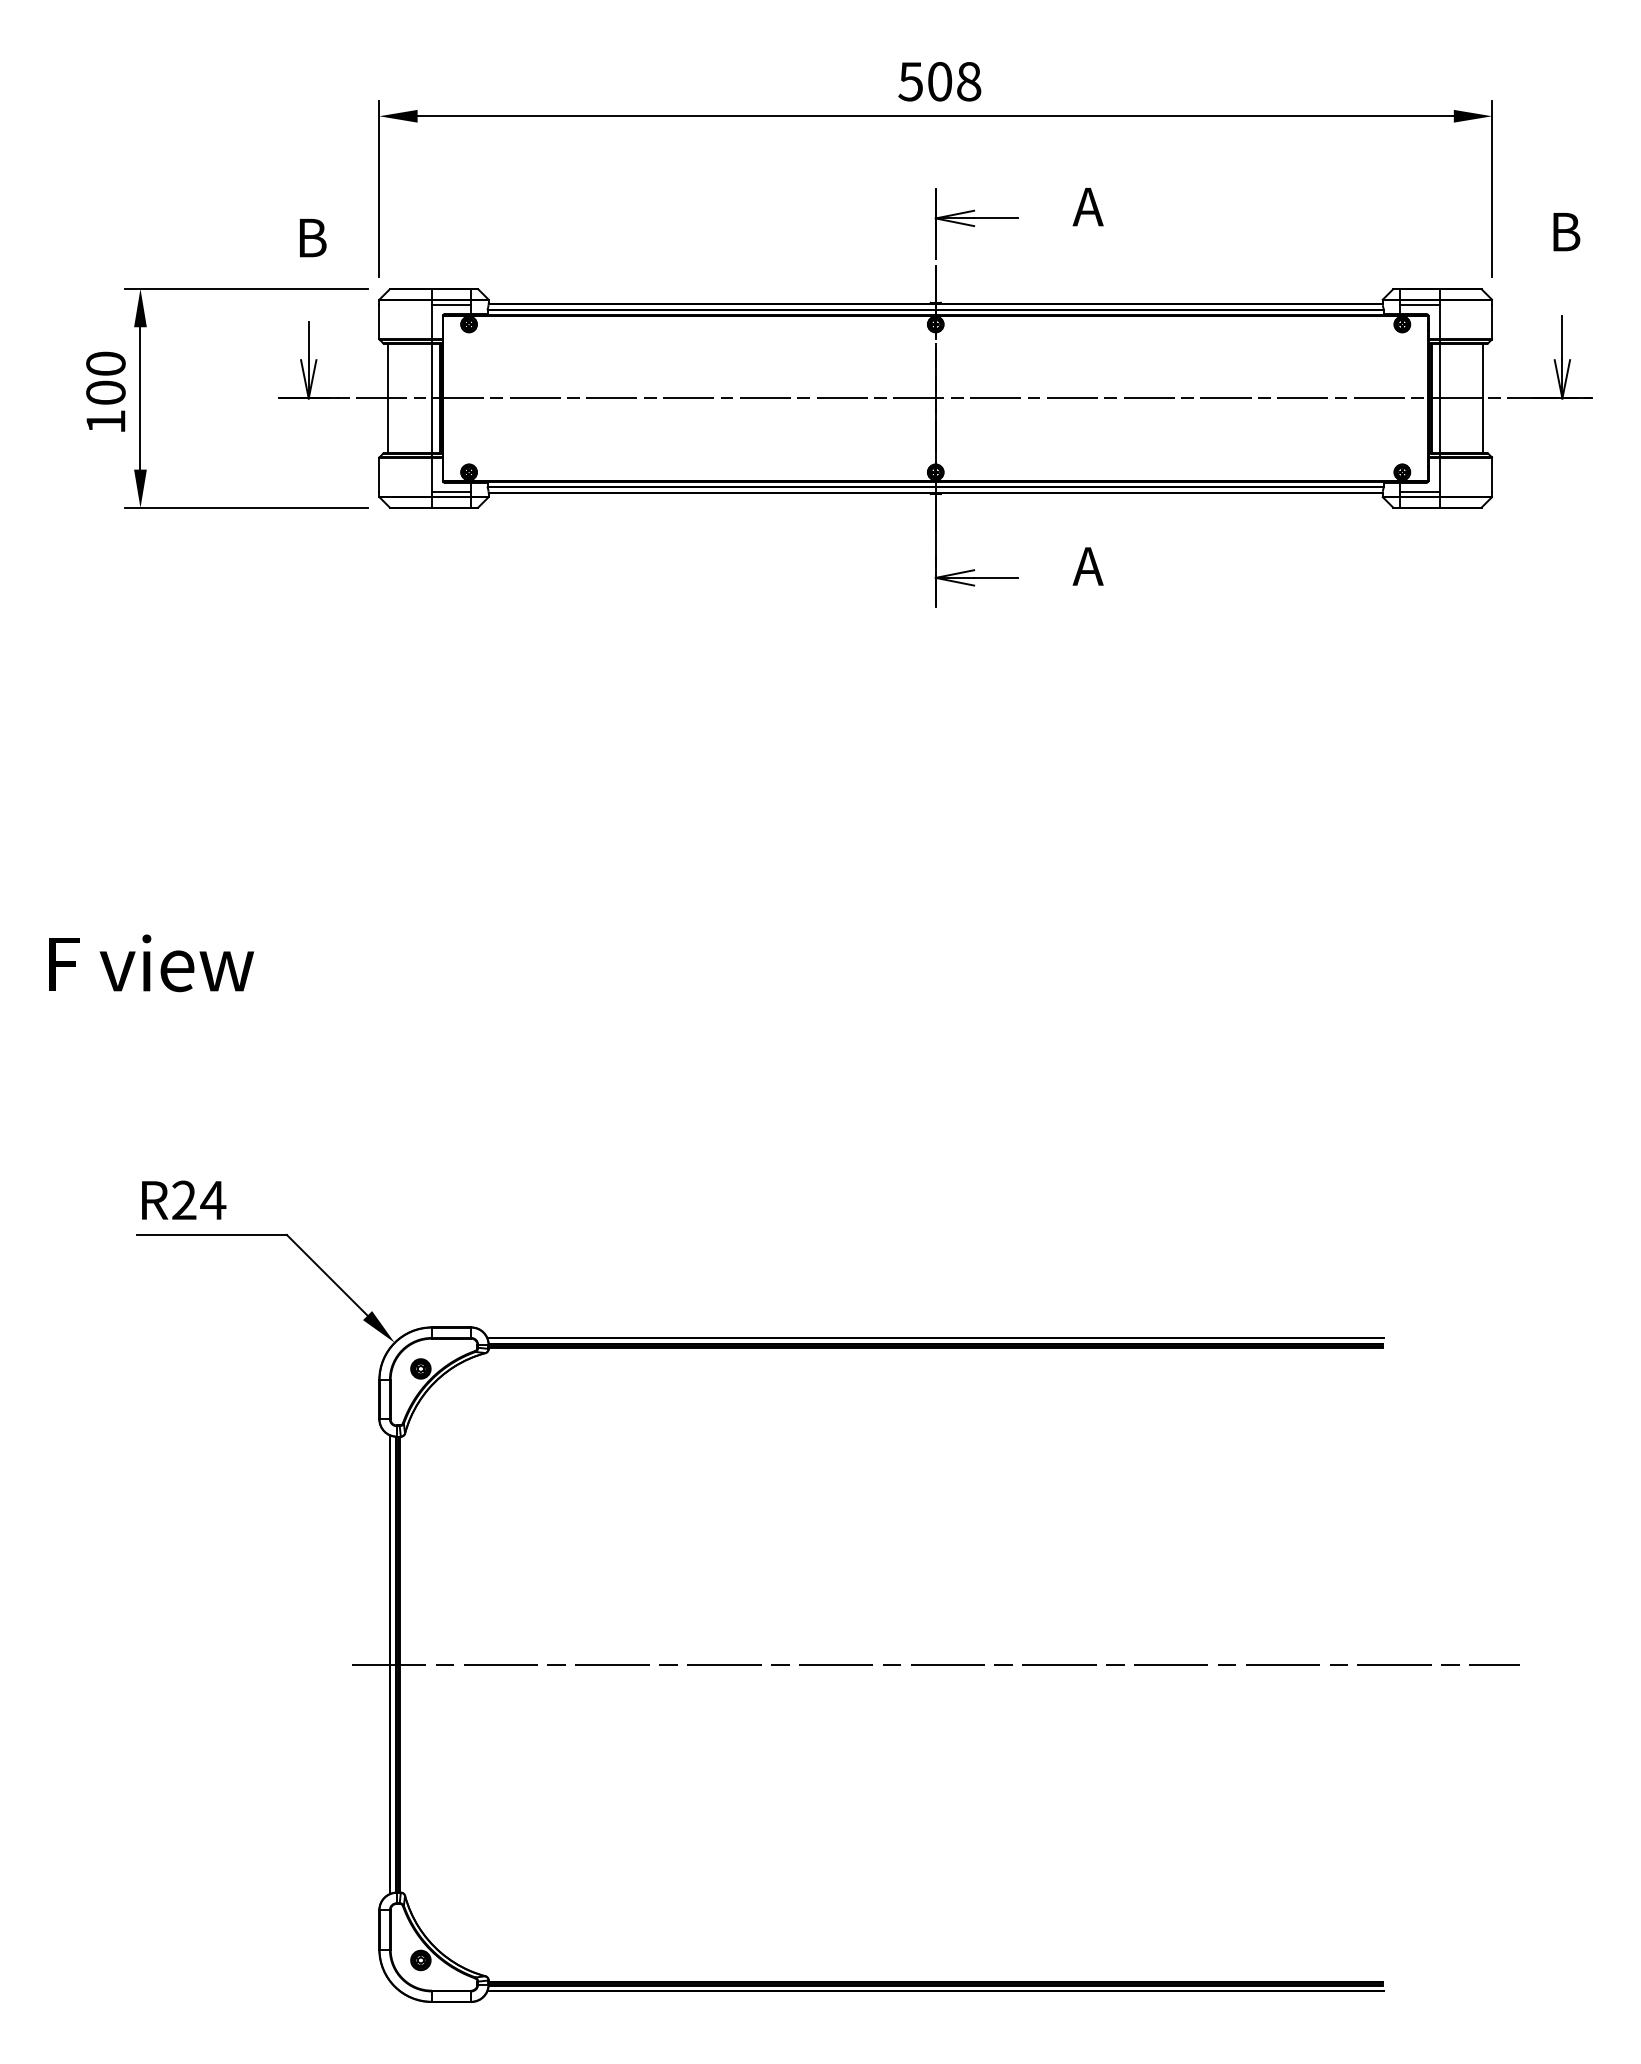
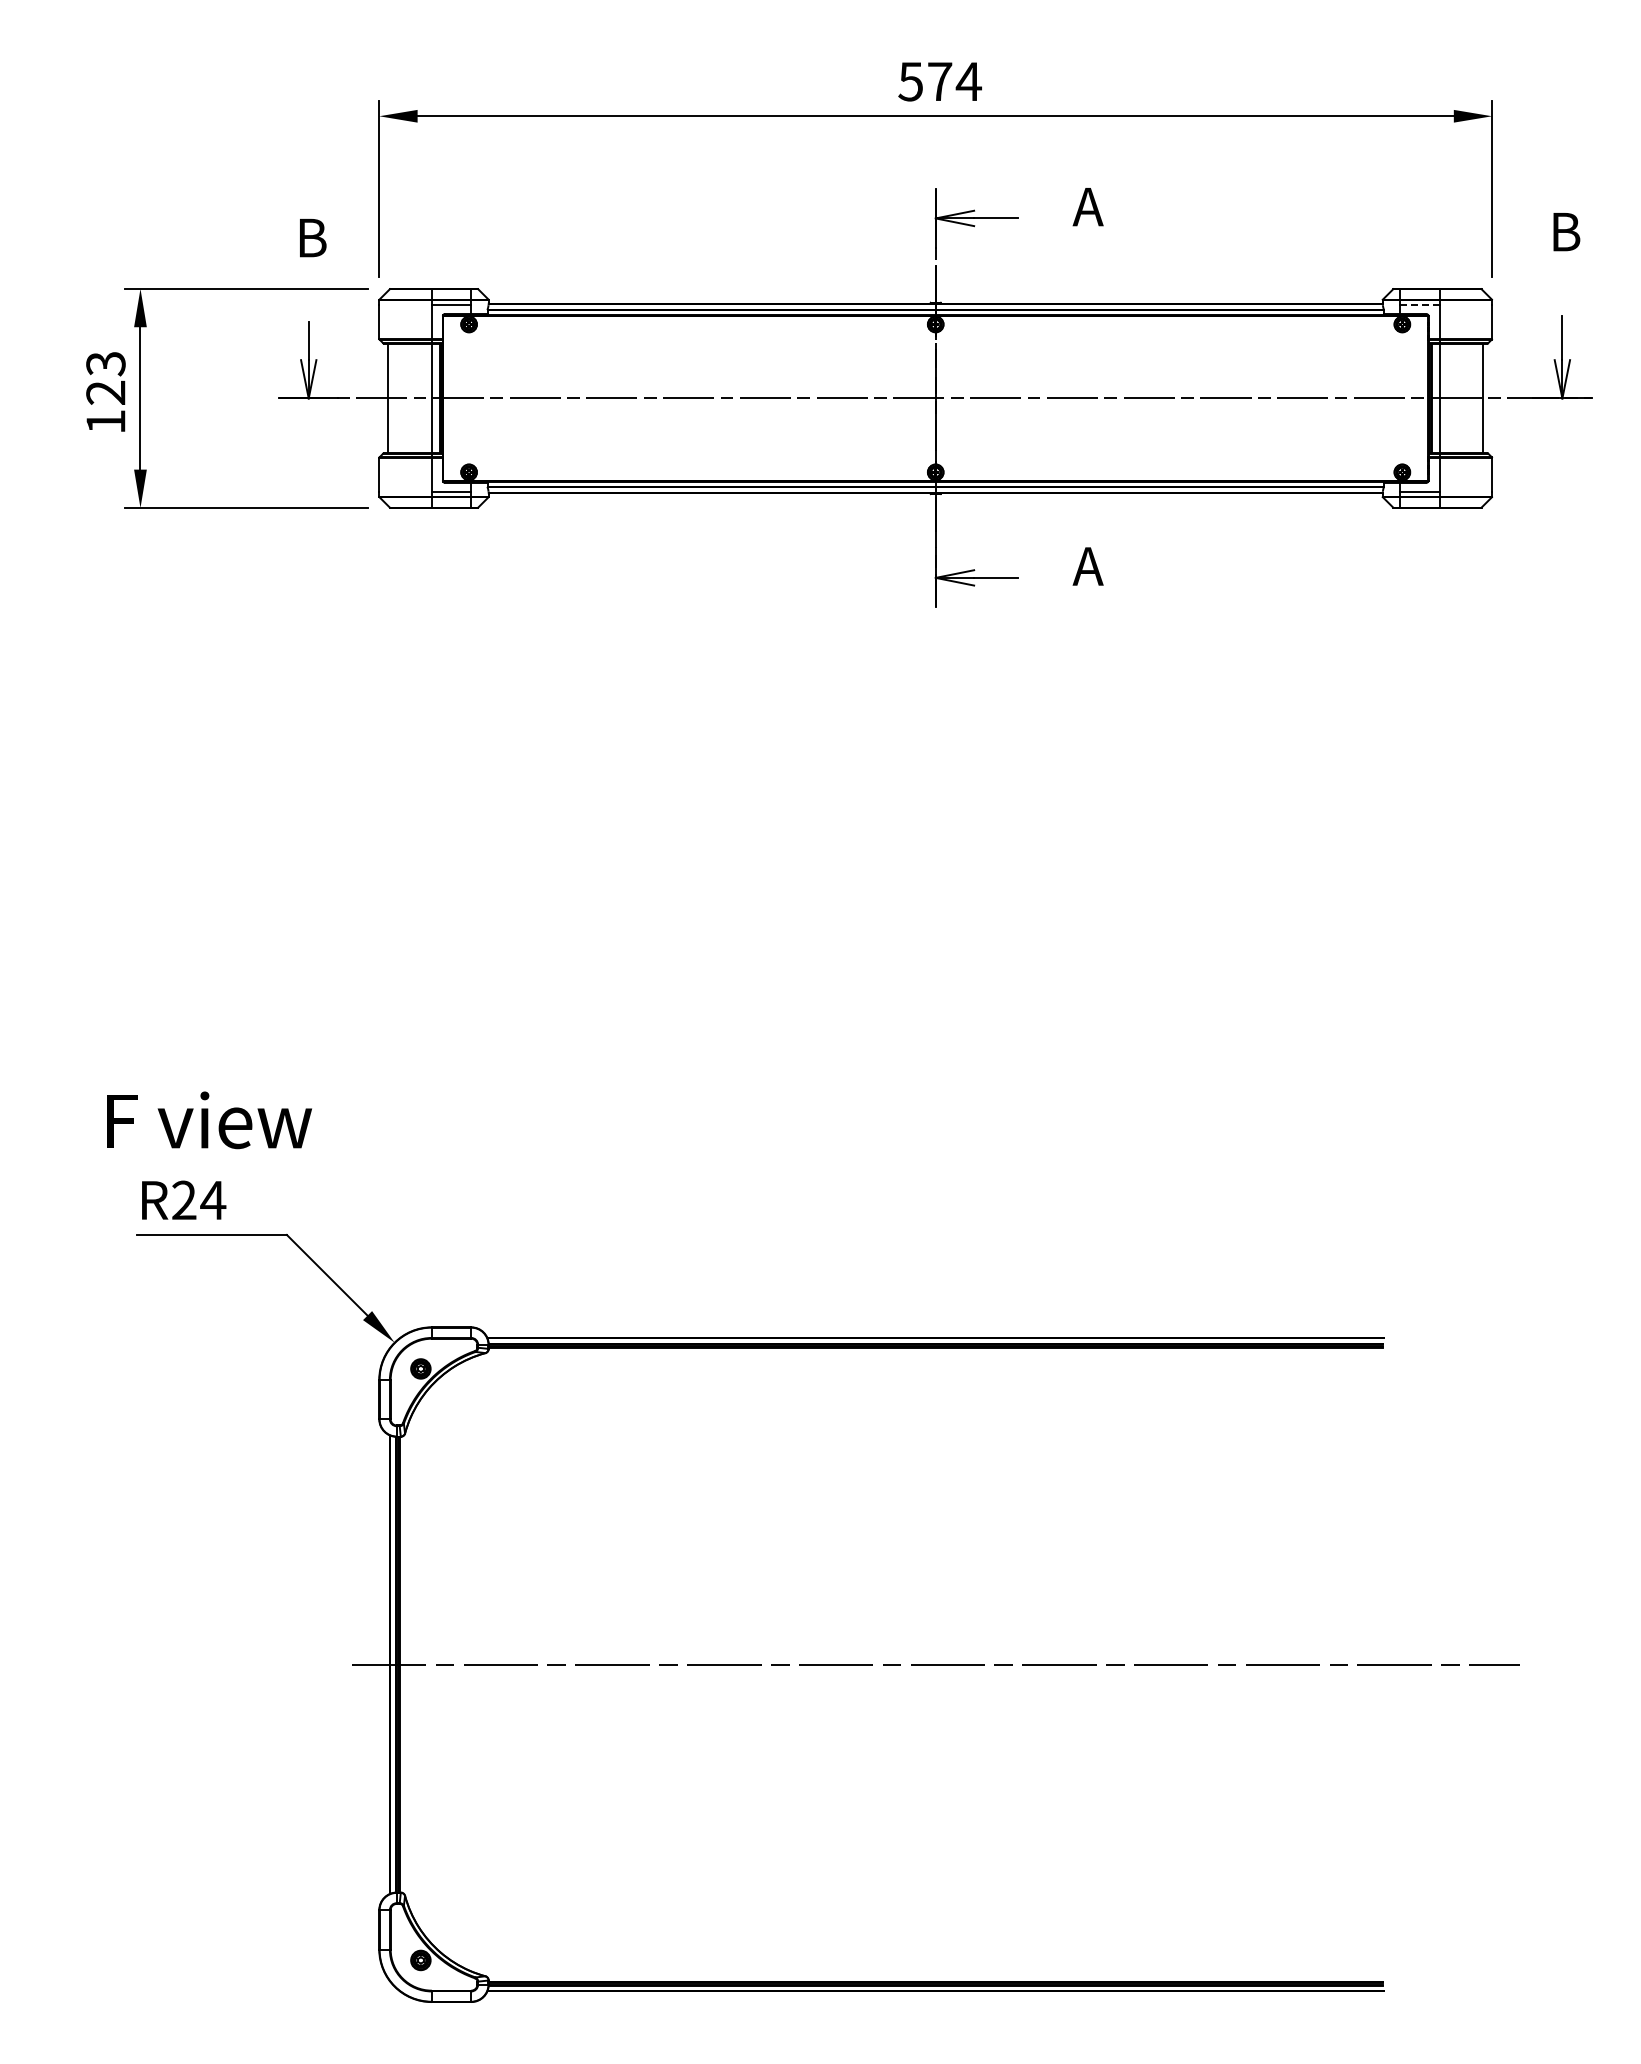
text: 508 -> 574 (955, 81)
line: solid -> dashed (1419, 305)
text: 100 -> 123 (105, 377)
text position: (151, 963) -> (209, 1120) (209, 1120)
